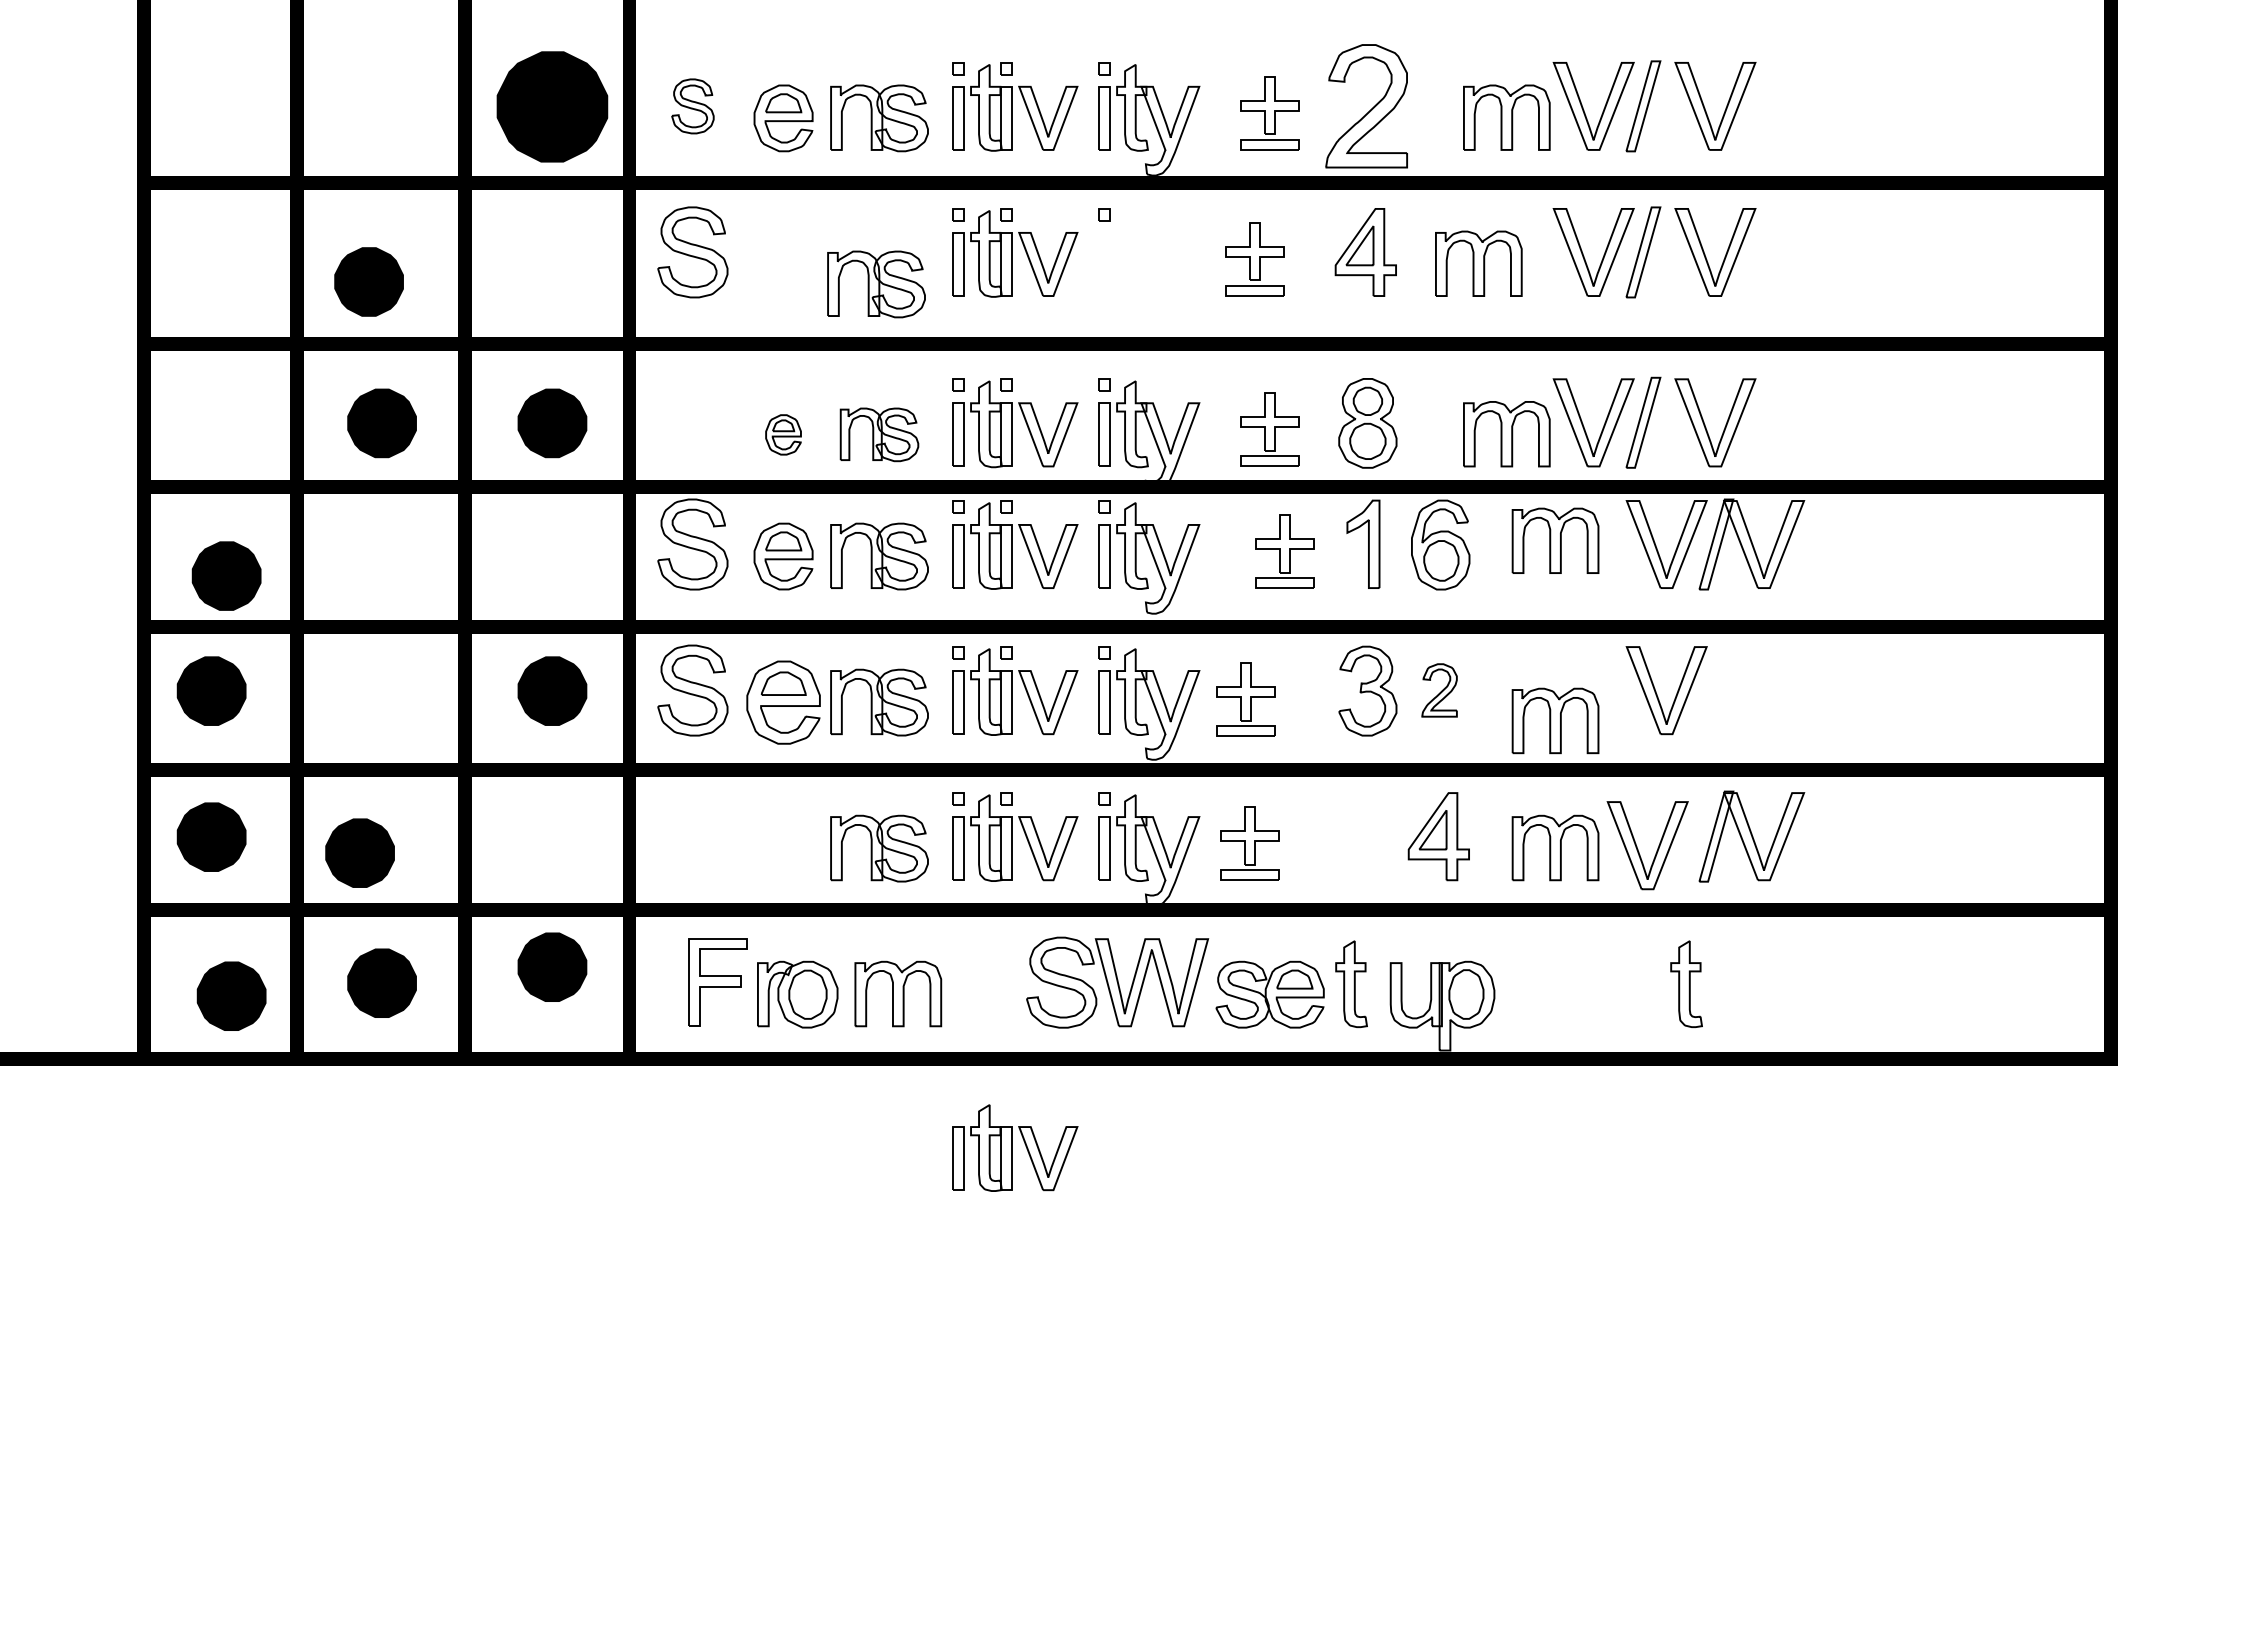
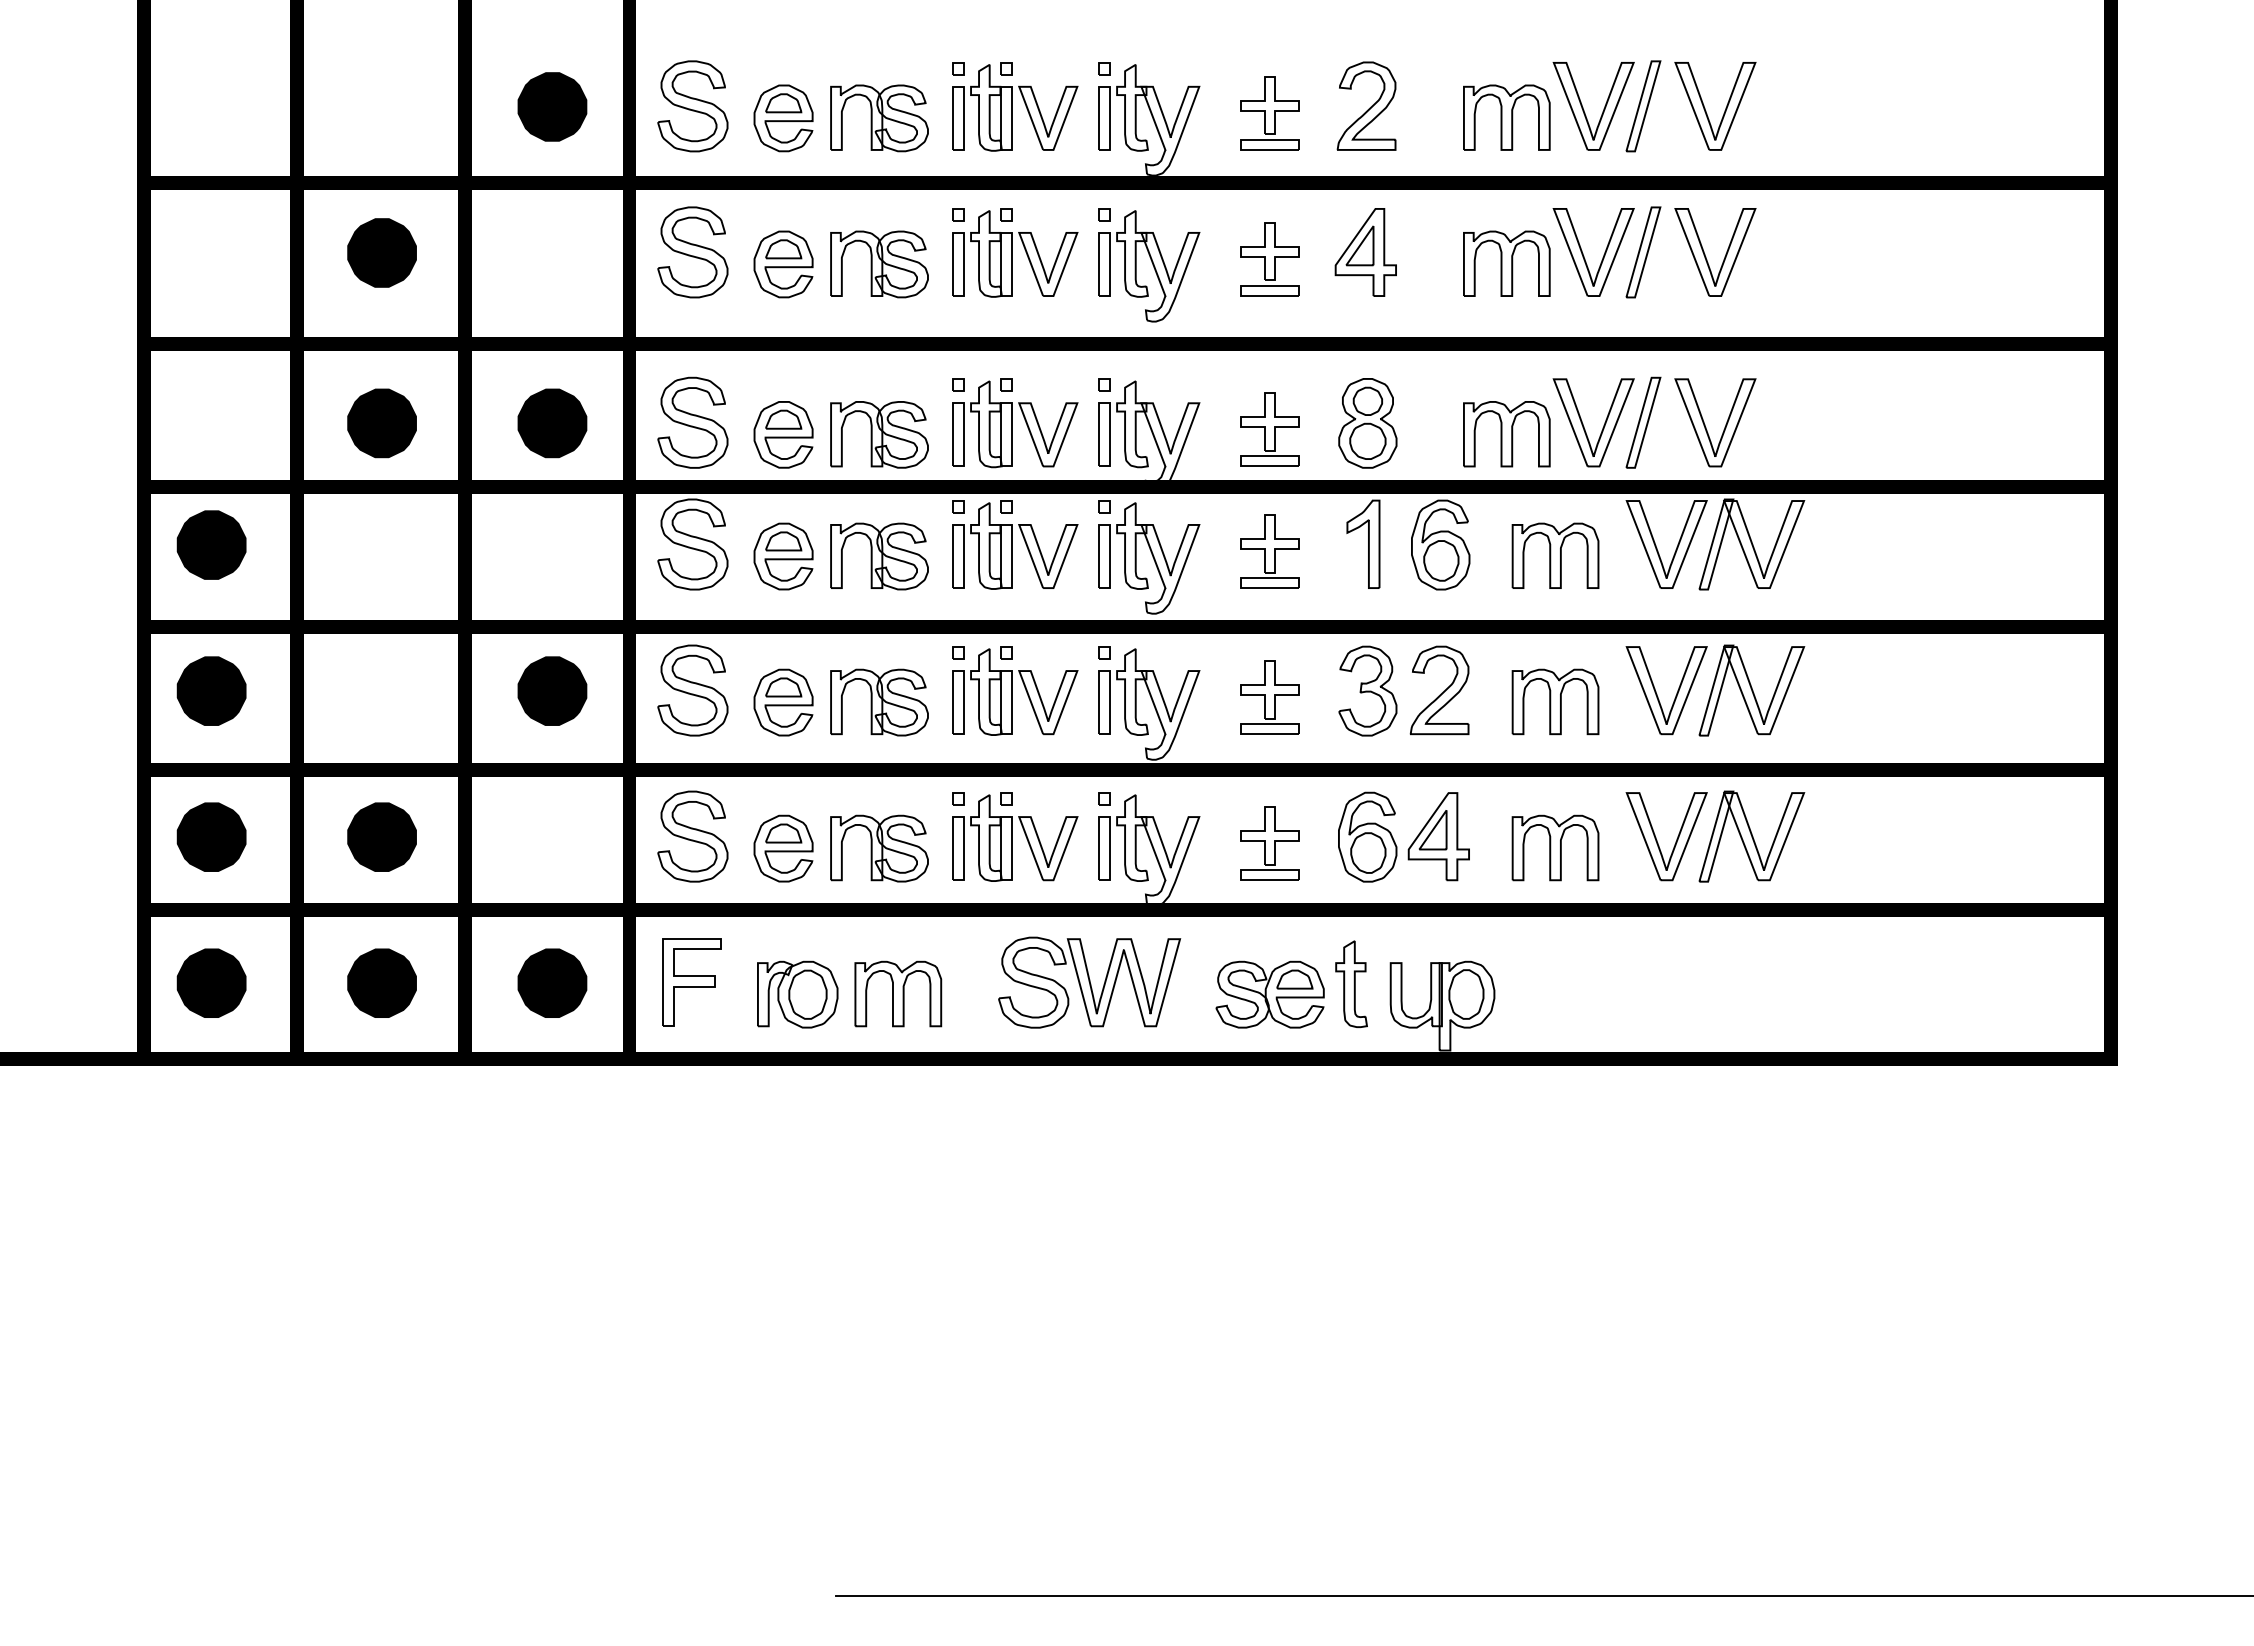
part size: 113x112 px -> 71x70 px (552, 106)
part size: 44x57 px -> 72x93 px (692, 106)
part size: 83x125 px -> 61x90 px (1366, 105)
part position: (1254, 259) -> (1269, 259) (1269, 259)
part position: (1478, 263) -> (1506, 263) (1506, 263)
part: none -> present (783, 264)
part: none -> present (1149, 266)
part position: (368, 281) -> (381, 252) (381, 252)
part position: (876, 284) -> (879, 264) (879, 264)
part: none -> present (692, 422)
part size: 37x42 px -> 61x68 px (783, 434)
part size: 81x56 px -> 99x68 px (879, 434)
part position: (1555, 540) -> (1555, 555) (1555, 555)
part position: (1284, 551) -> (1269, 551) (1269, 551)
part position: (226, 575) -> (211, 544) (211, 544)
part size: 37x55 px -> 61x91 px (1439, 690)
part: none -> present (1751, 690)
part position: (1245, 699) -> (1269, 697) (1269, 697)
part size: 75x85 px -> 61x69 px (783, 702)
part position: (1555, 720) -> (1555, 701) (1555, 701)
part: none -> present (692, 836)
part: none -> present (1367, 836)
part position: (1249, 843) -> (1269, 843) (1269, 843)
part: none -> present (783, 848)
part position: (1638, 849) -> (1657, 840) (1657, 840)
part position: (359, 852) -> (381, 836) (381, 836)
part position: (552, 966) -> (552, 982) (552, 982)
part position: (717, 982) -> (691, 982) (691, 982)
part position: (1117, 982) -> (1089, 982) (1089, 982)
part: present -> none (1686, 983)
part position: (231, 995) -> (211, 982) (211, 982)
part: present -> none (1015, 1147)
line: none -> present (1543, 1596)
